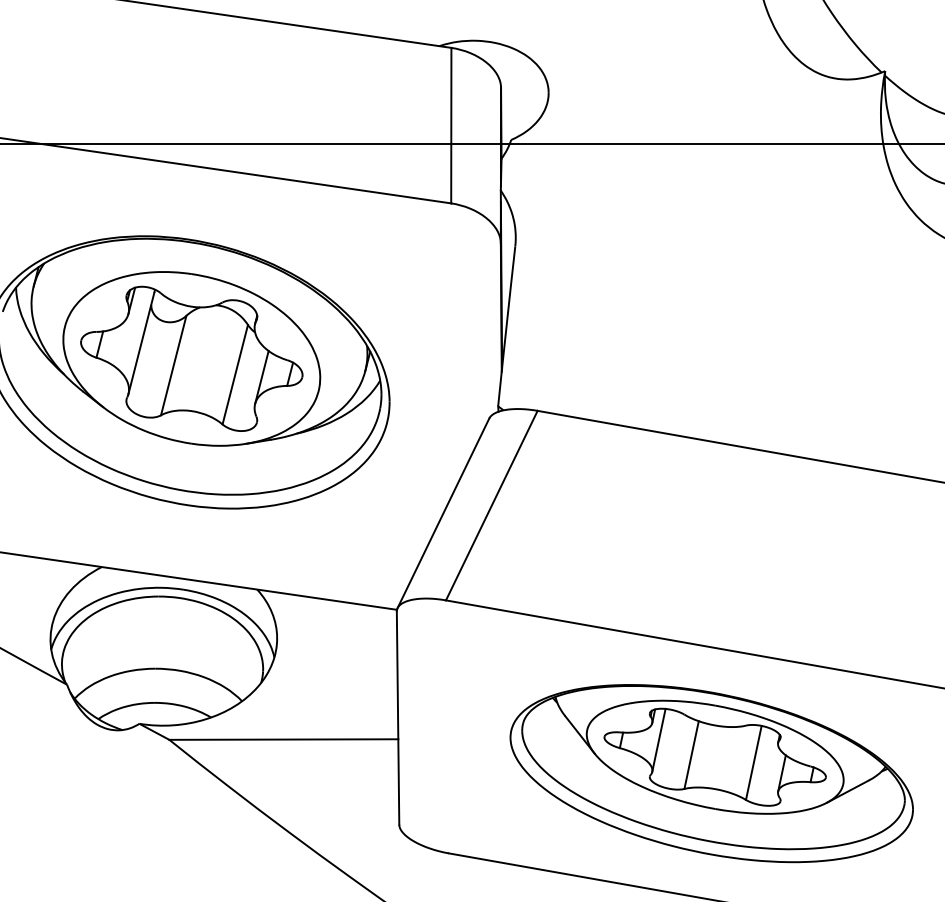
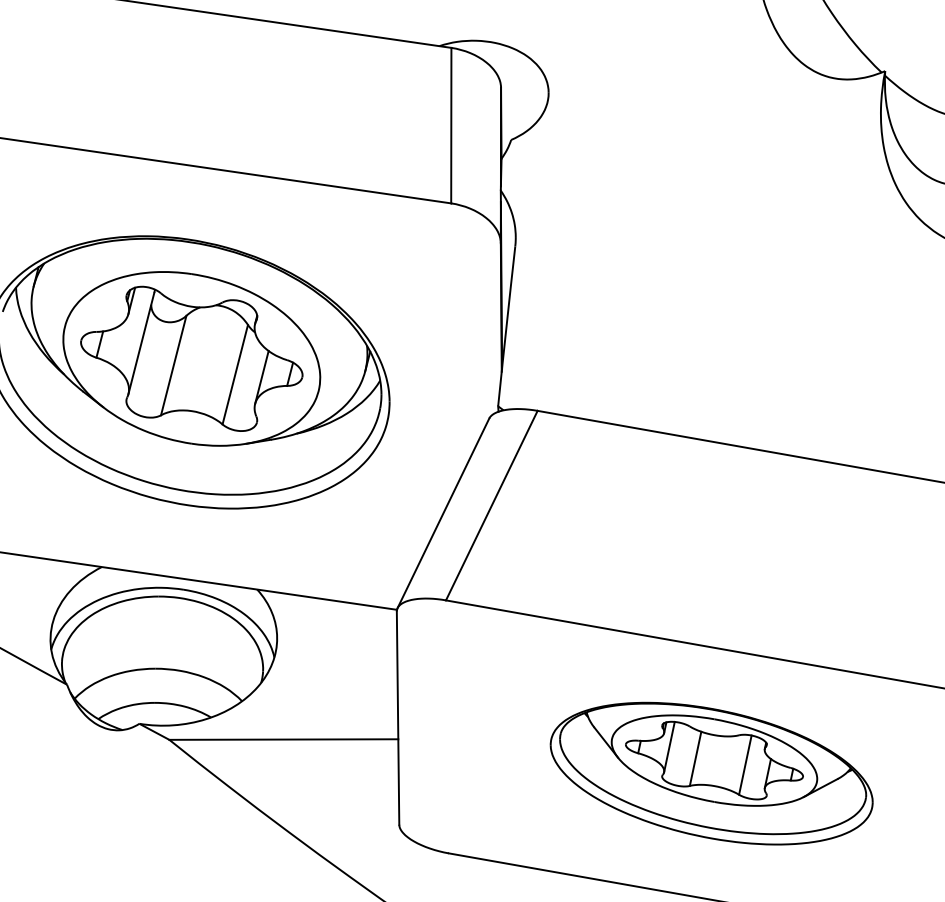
line: present -> none (471, 144)
part size: 405x180 px -> 325x145 px (711, 773)
